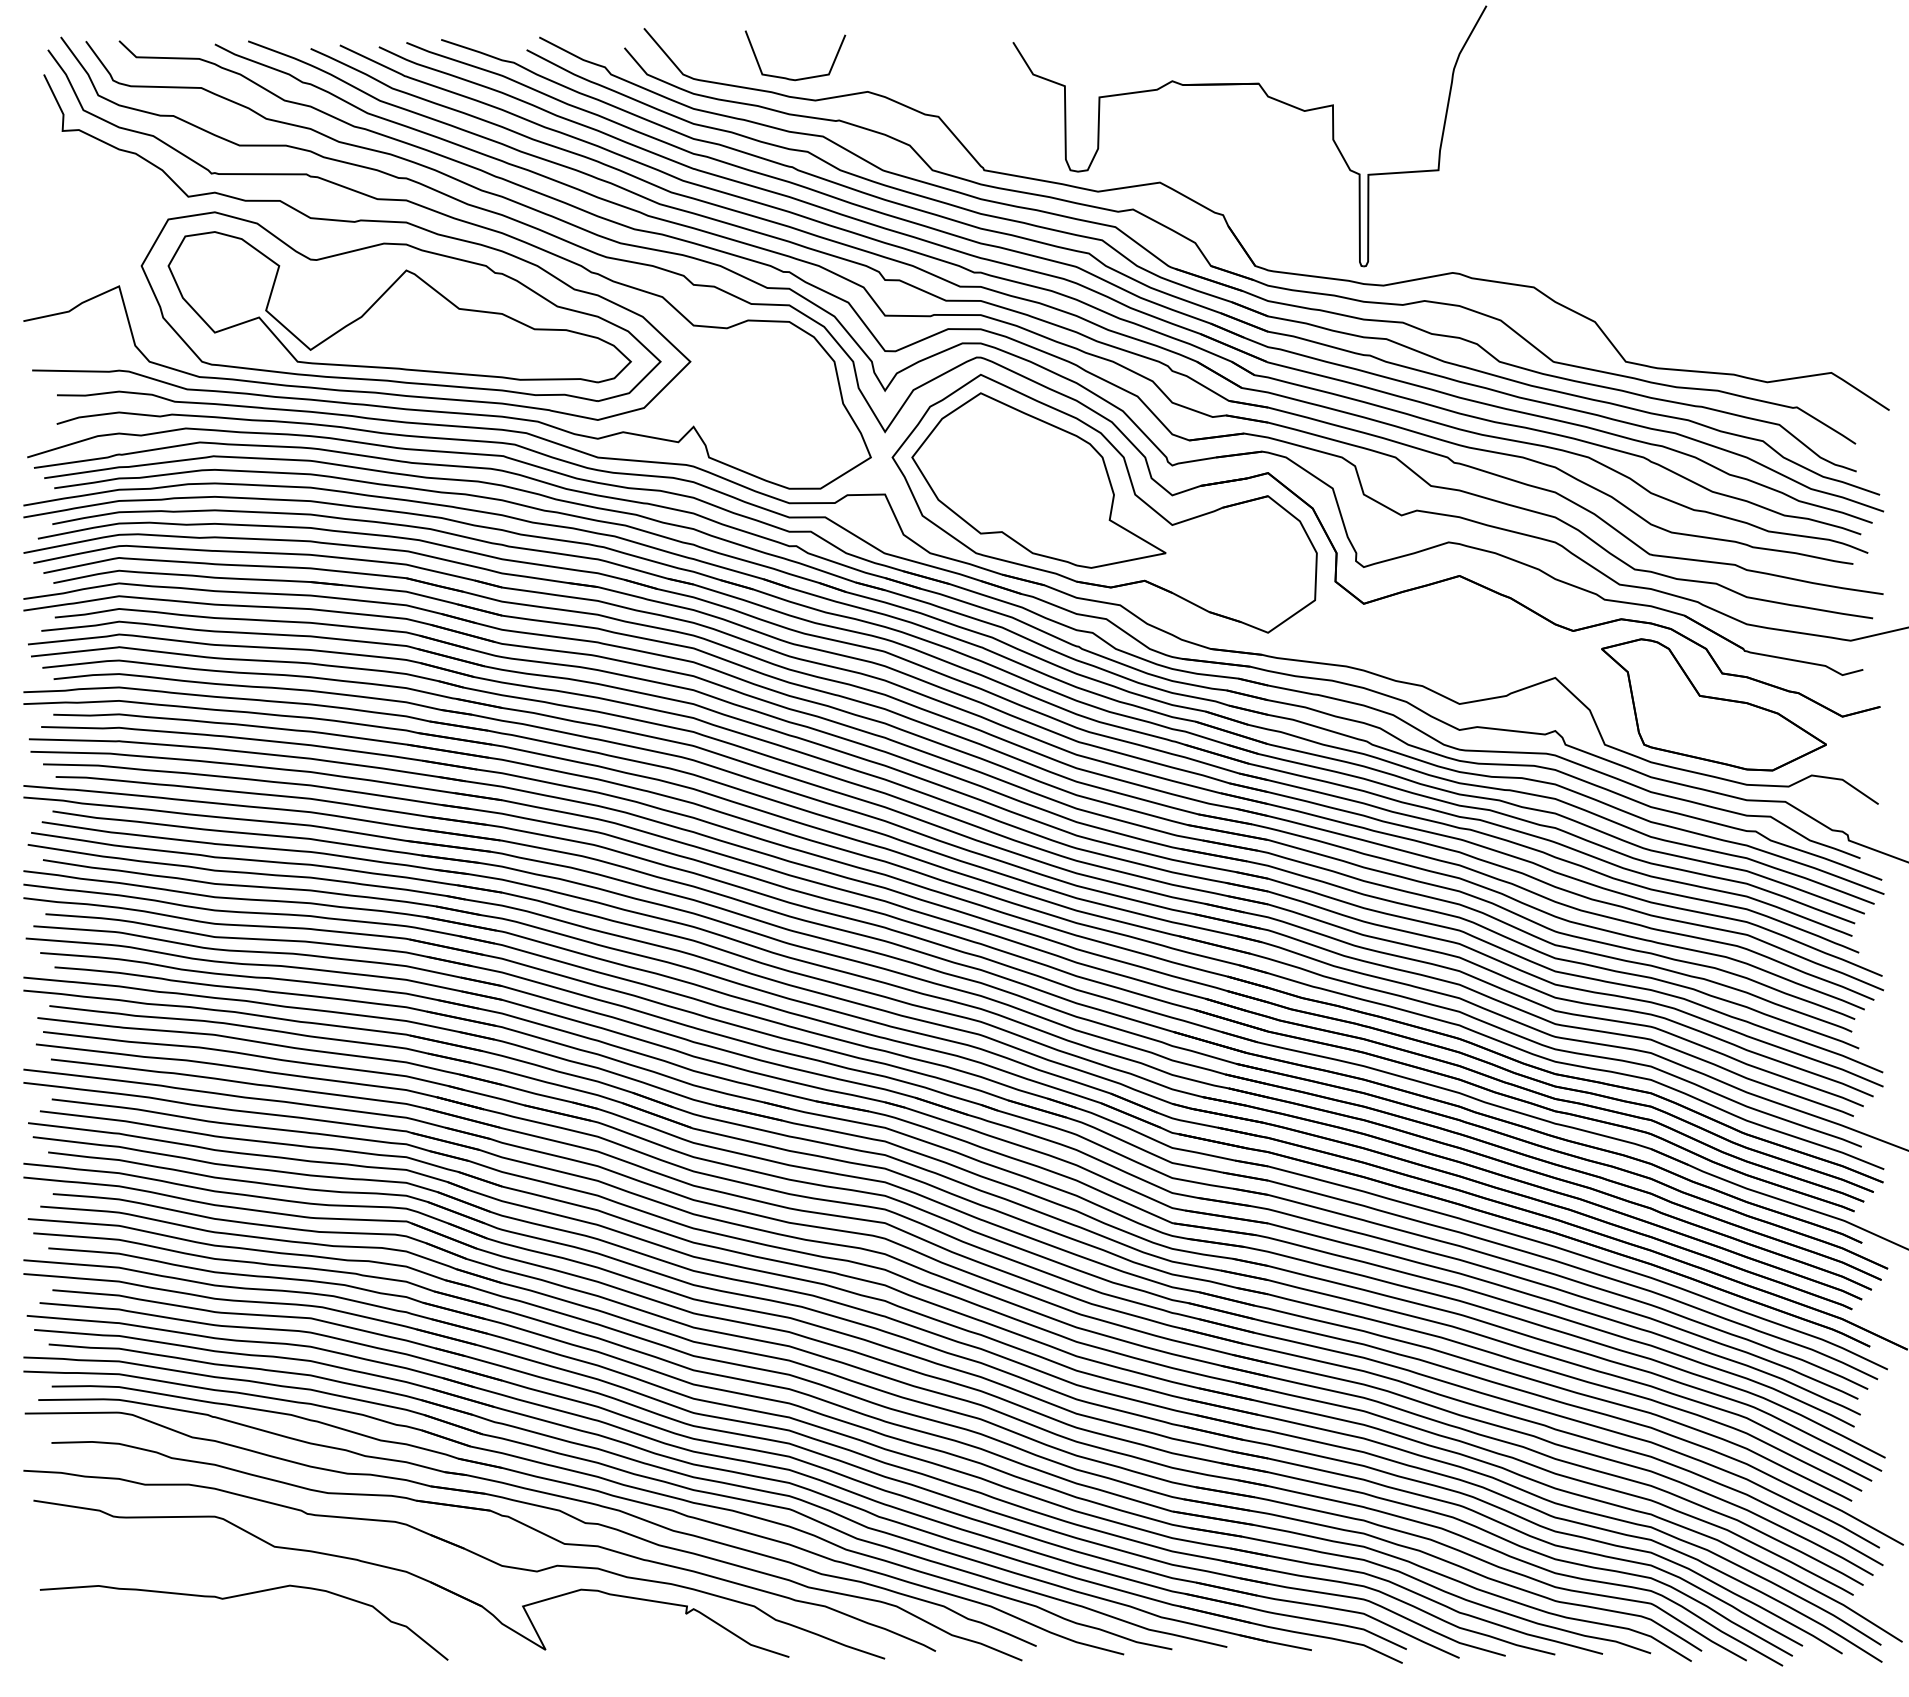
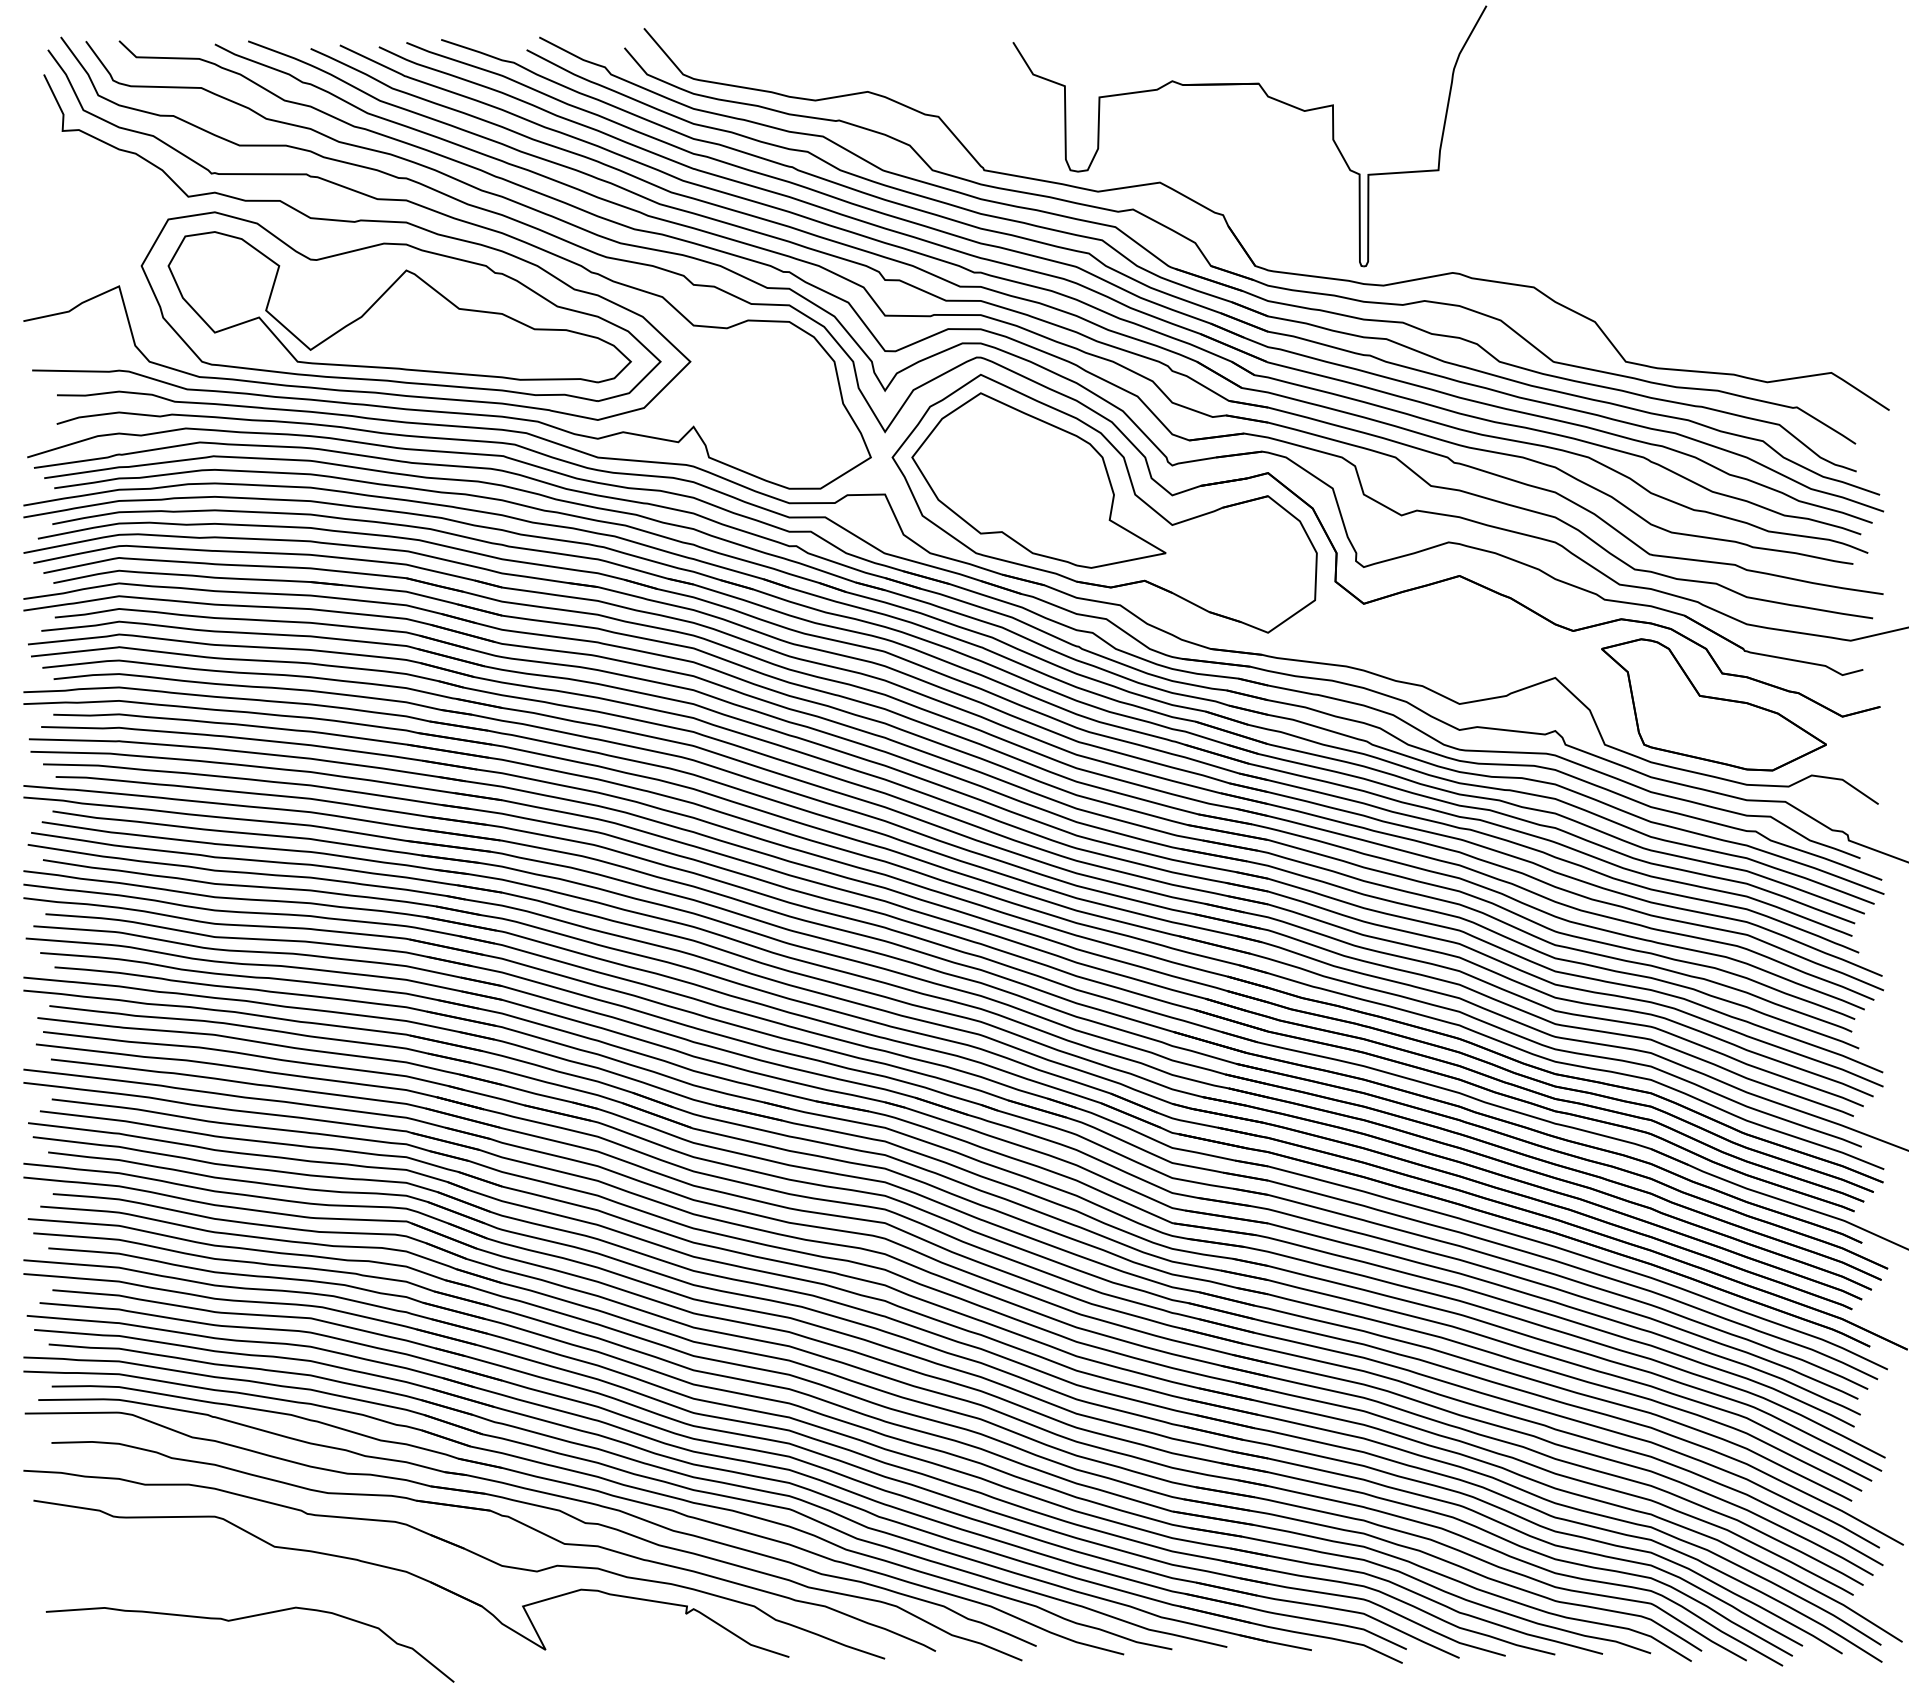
curve: present -> none (797, 78)
curve position: (240, 1596) -> (246, 1618) (246, 1618)
